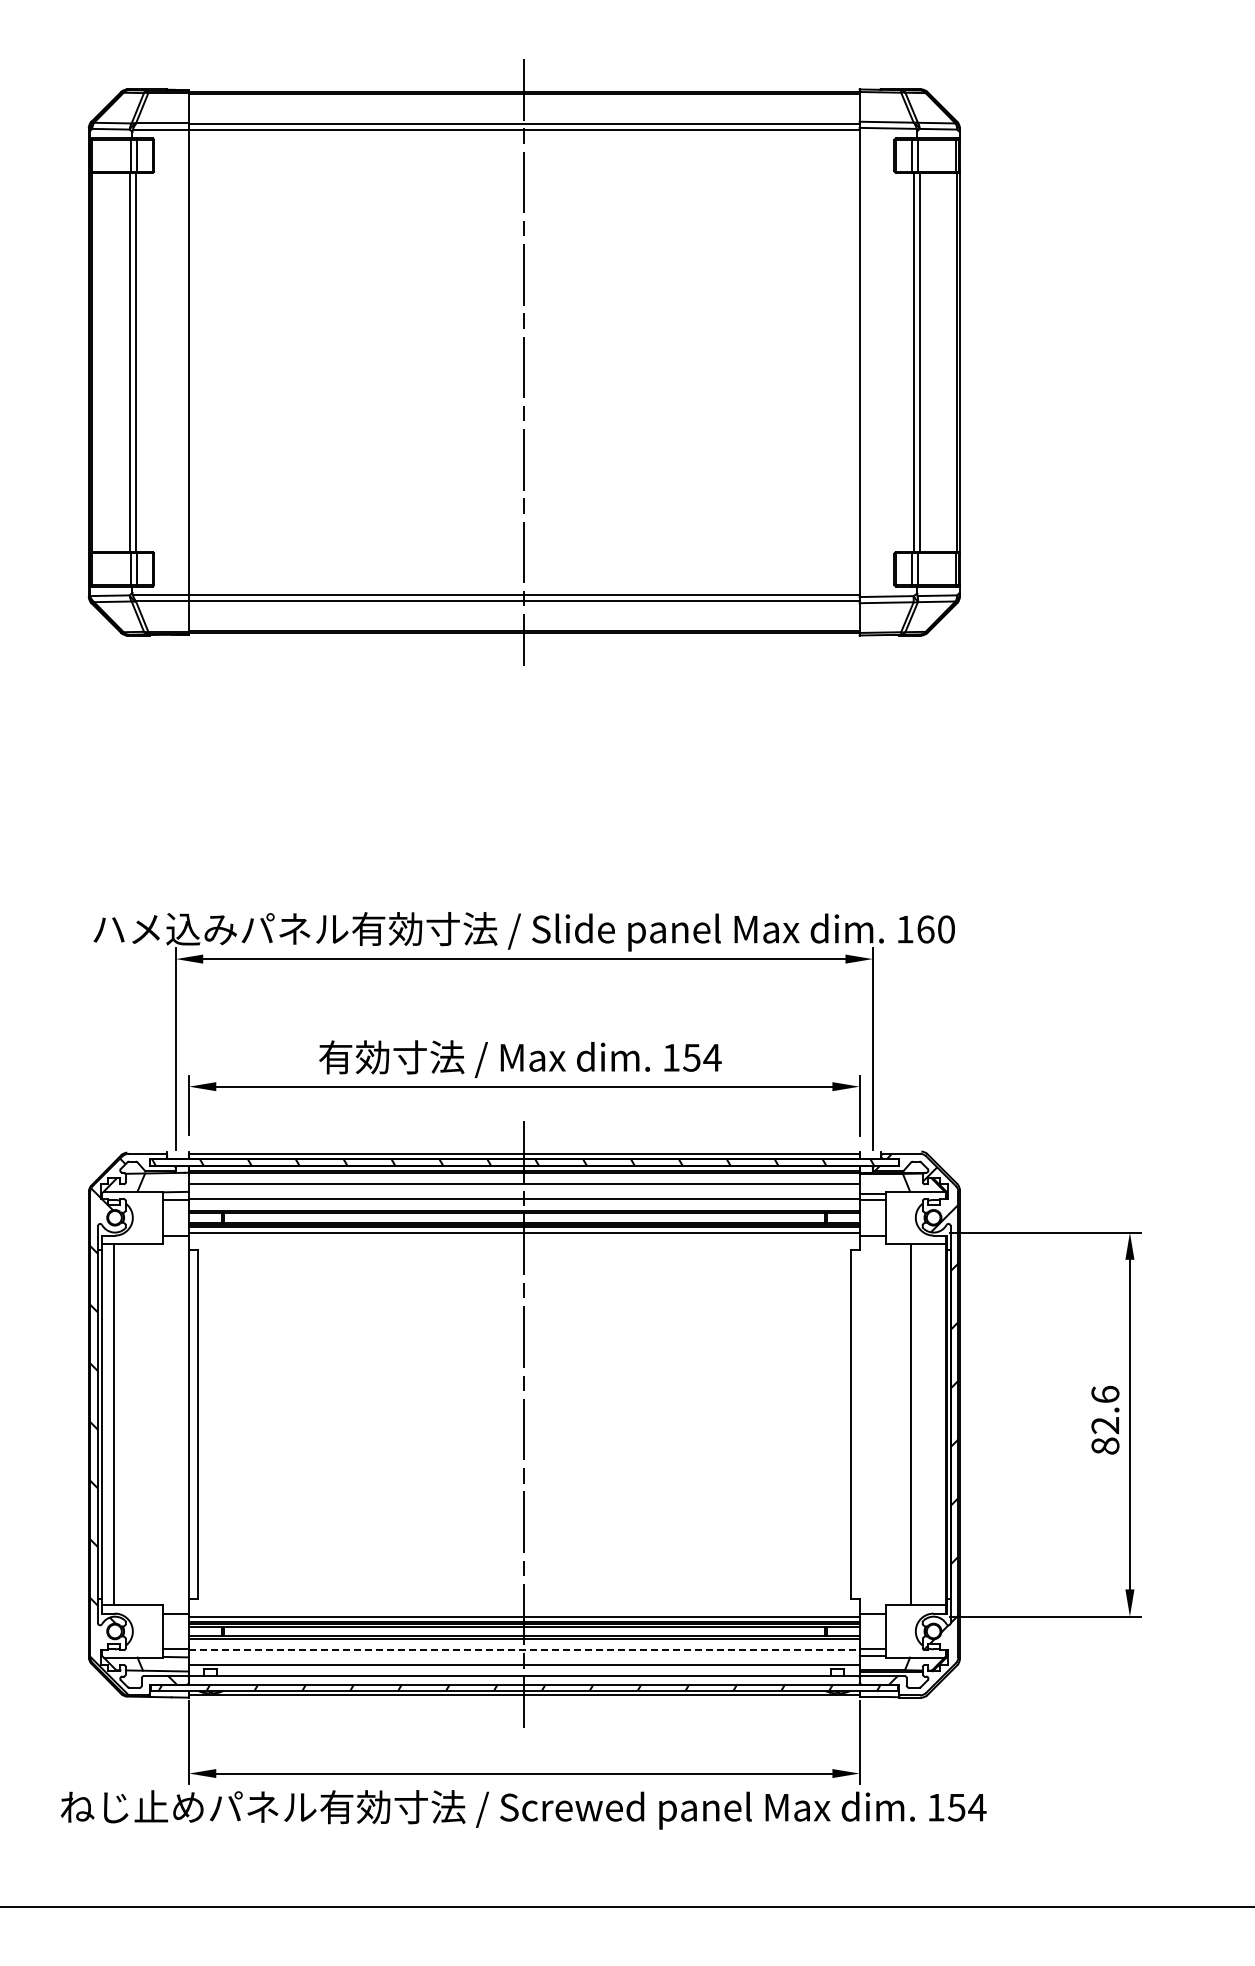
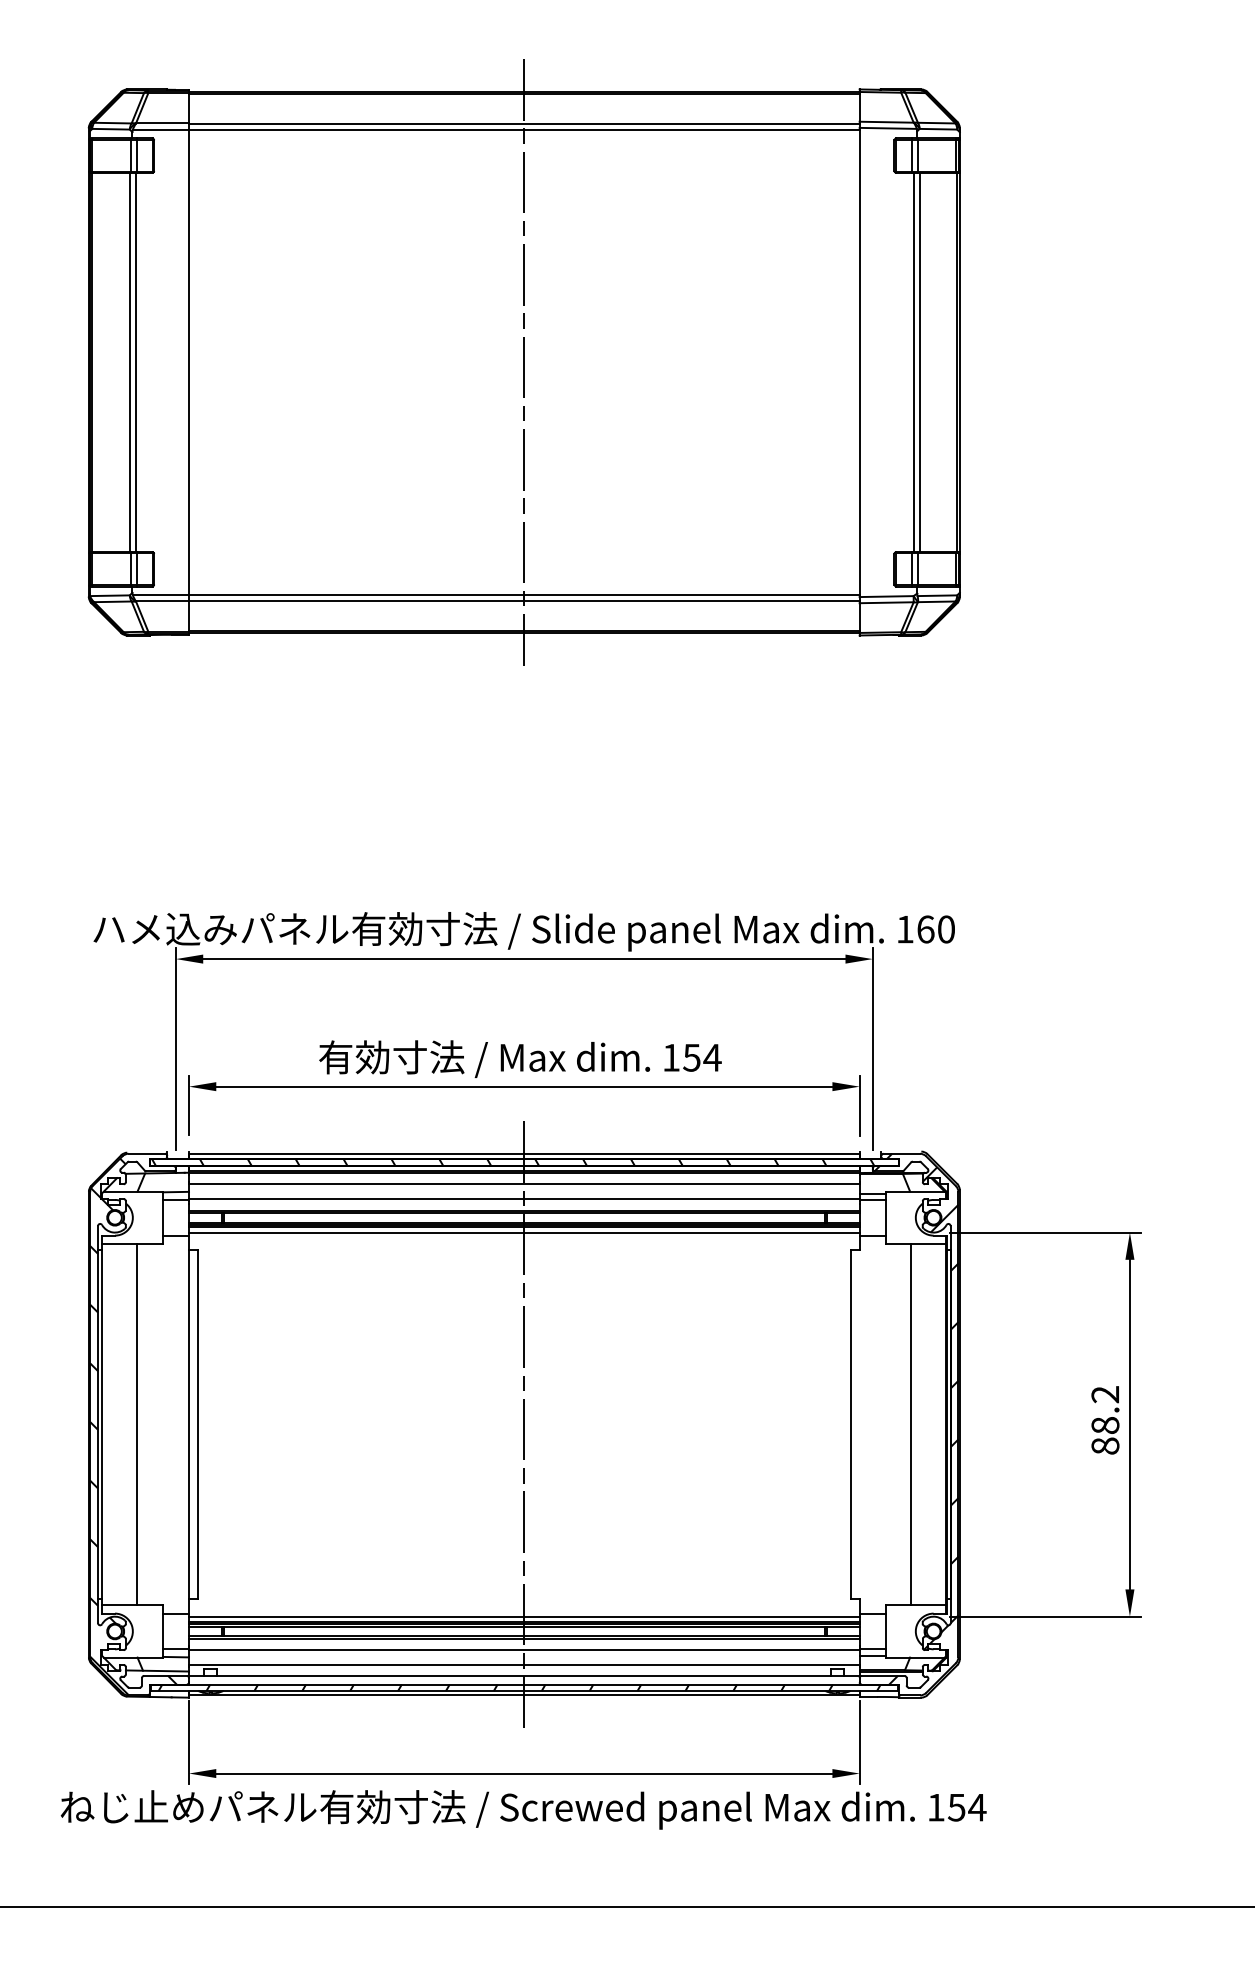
text: 82.6 -> 88.2 (1105, 1409)
line position: (113, 1424) -> (136, 1424) (136, 1424)
line: dashed -> solid (524, 1650)
